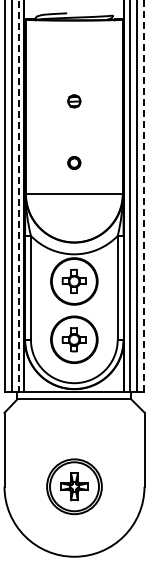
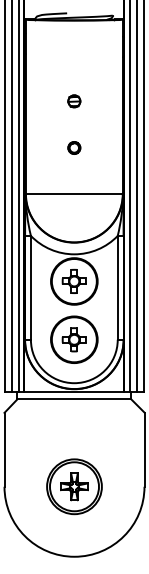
circle position: (74, 162) -> (74, 147) (74, 147)
line: dashed -> solid (19, 196)
line: dashed -> solid (143, 196)
